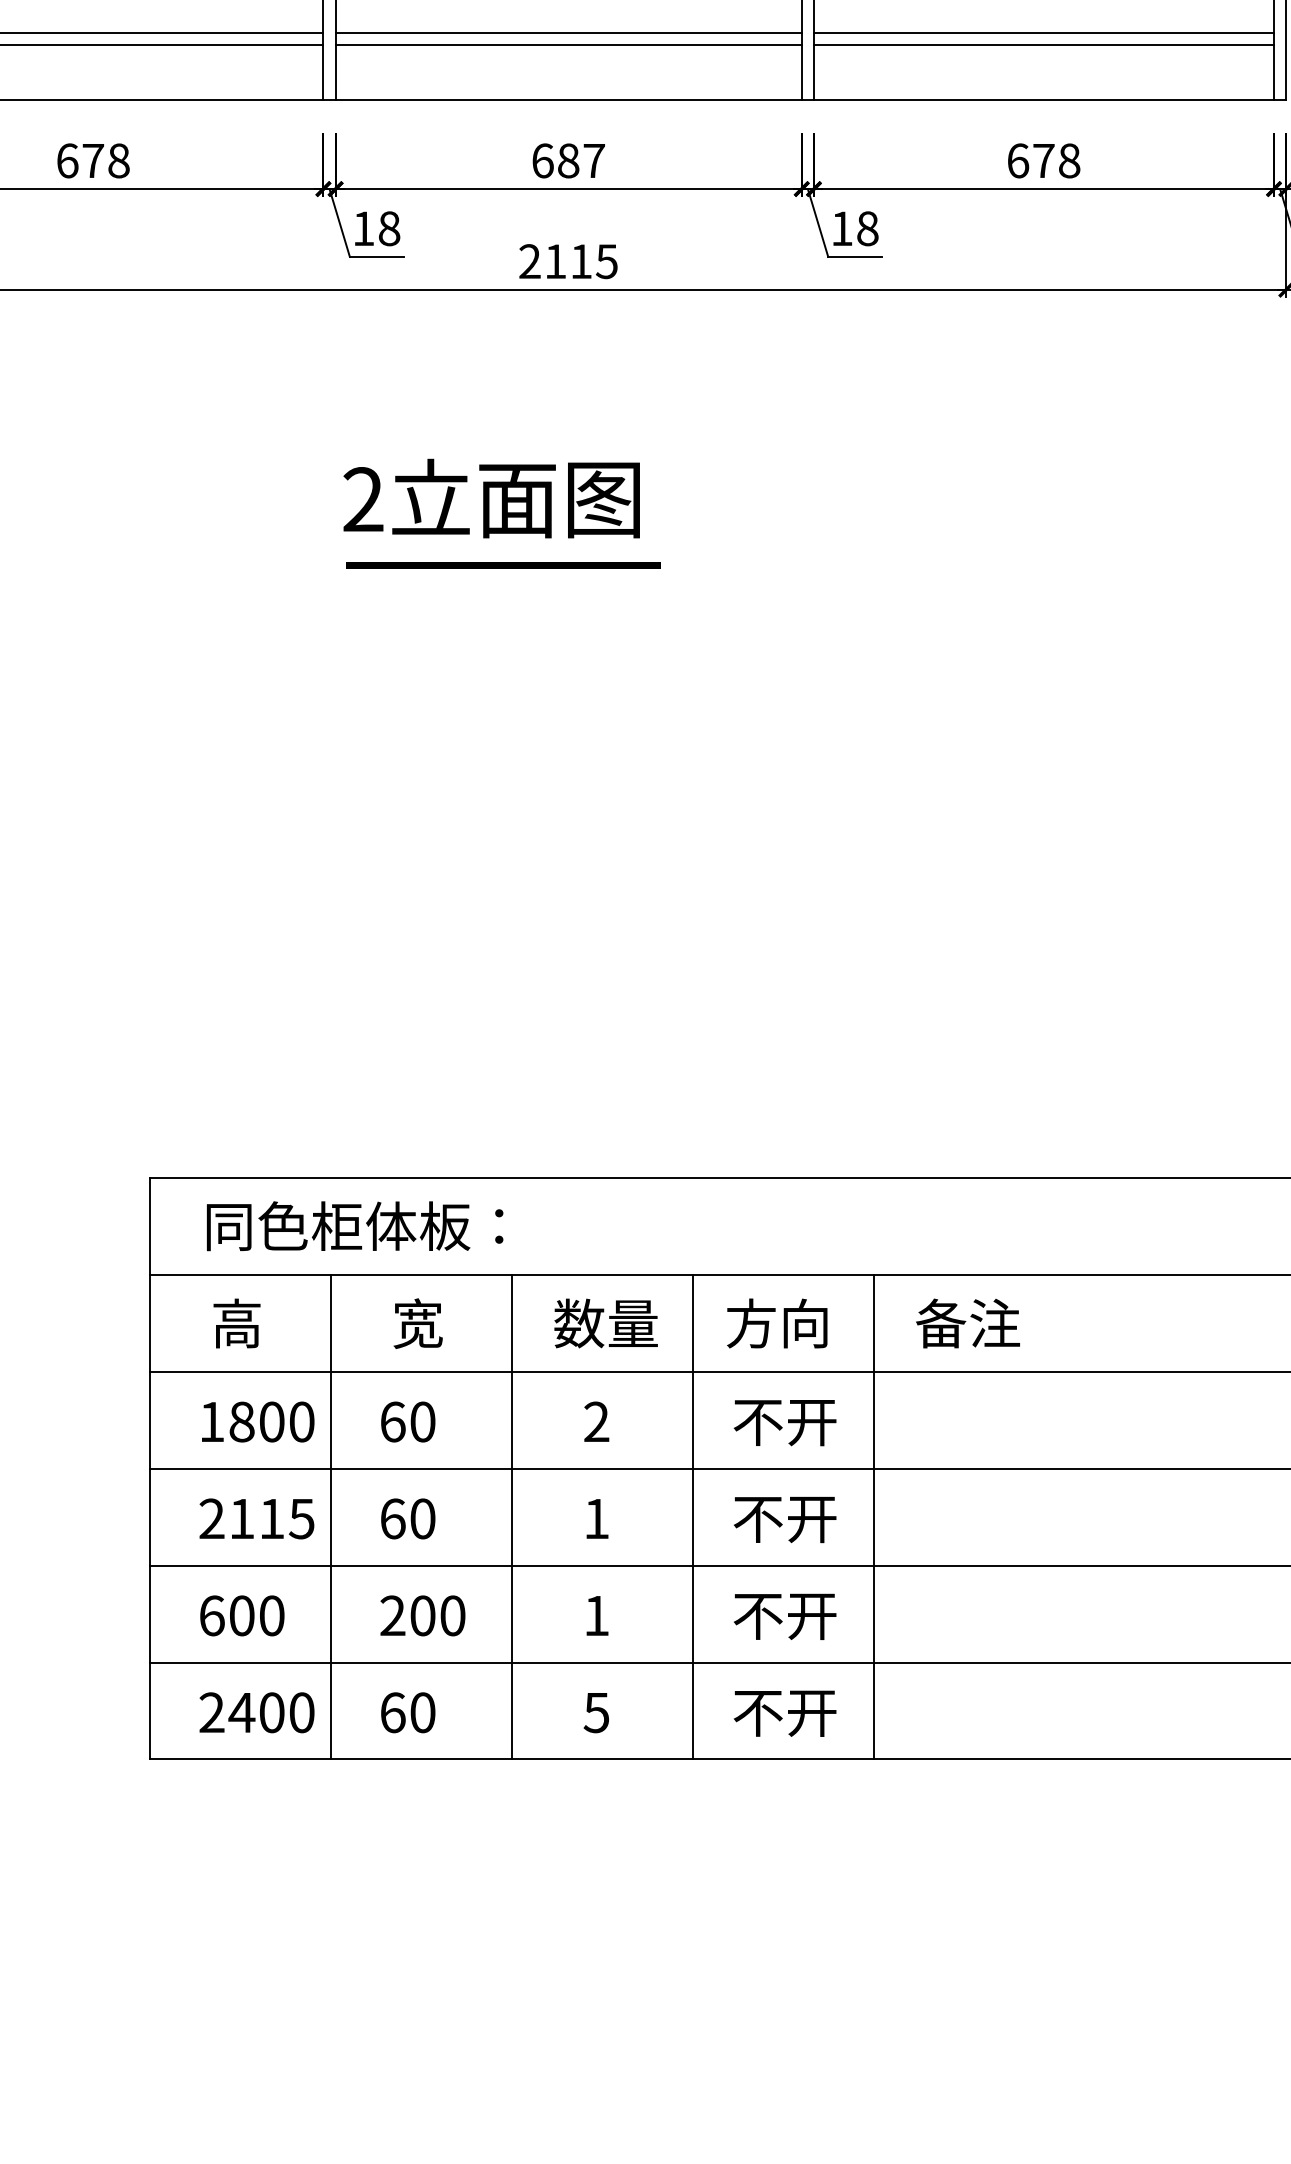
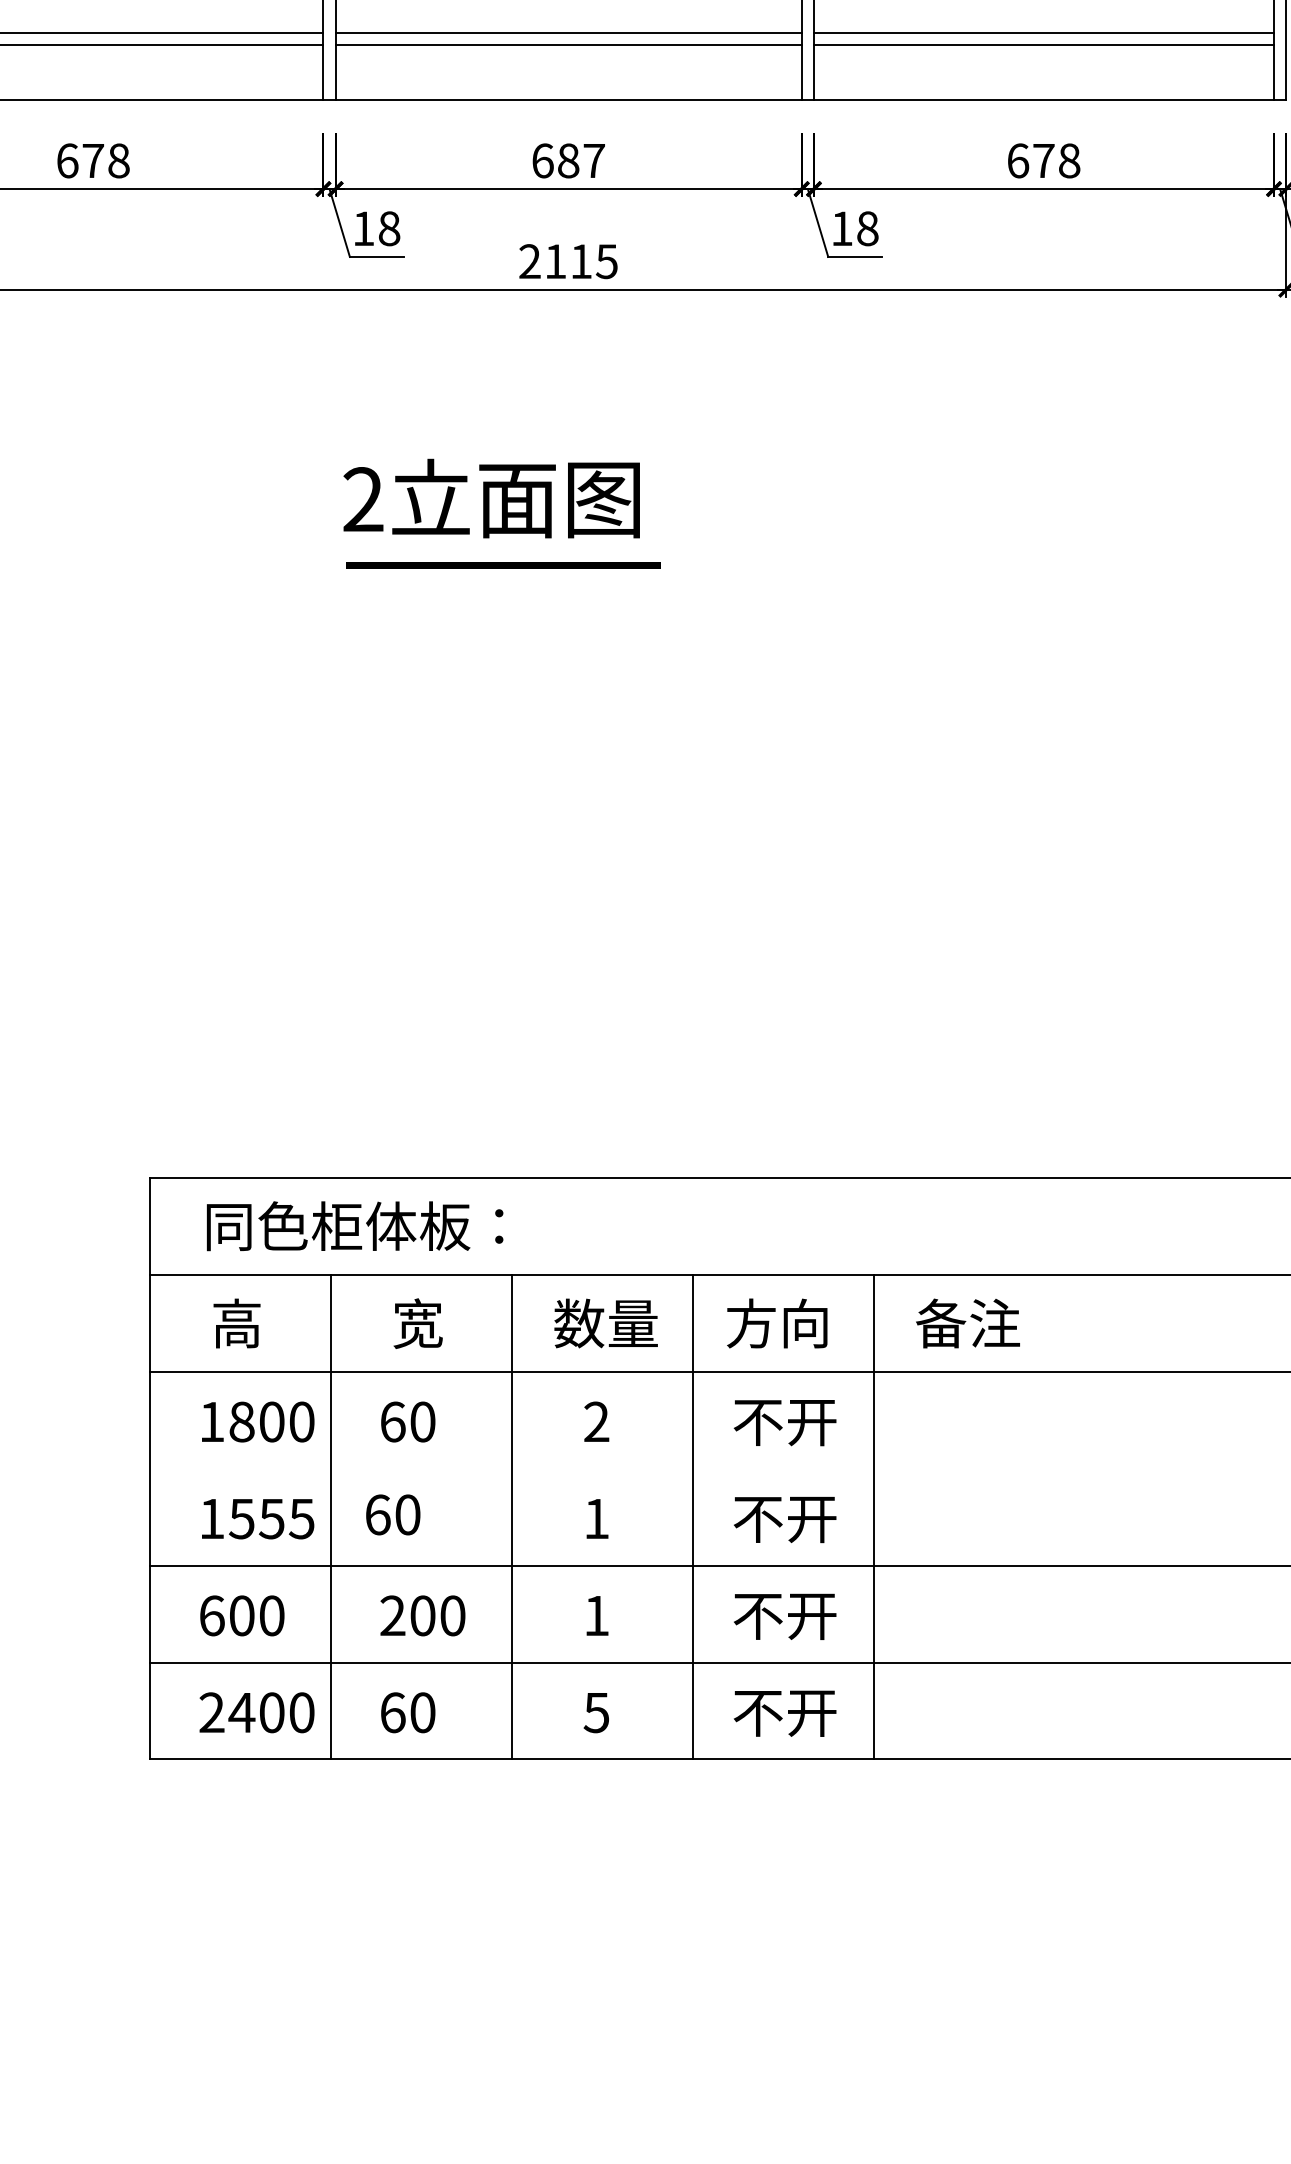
line: present -> none (718, 1468)
text: 2115 -> 1555 (241, 1518)
text position: (408, 1518) -> (393, 1514) (393, 1514)
